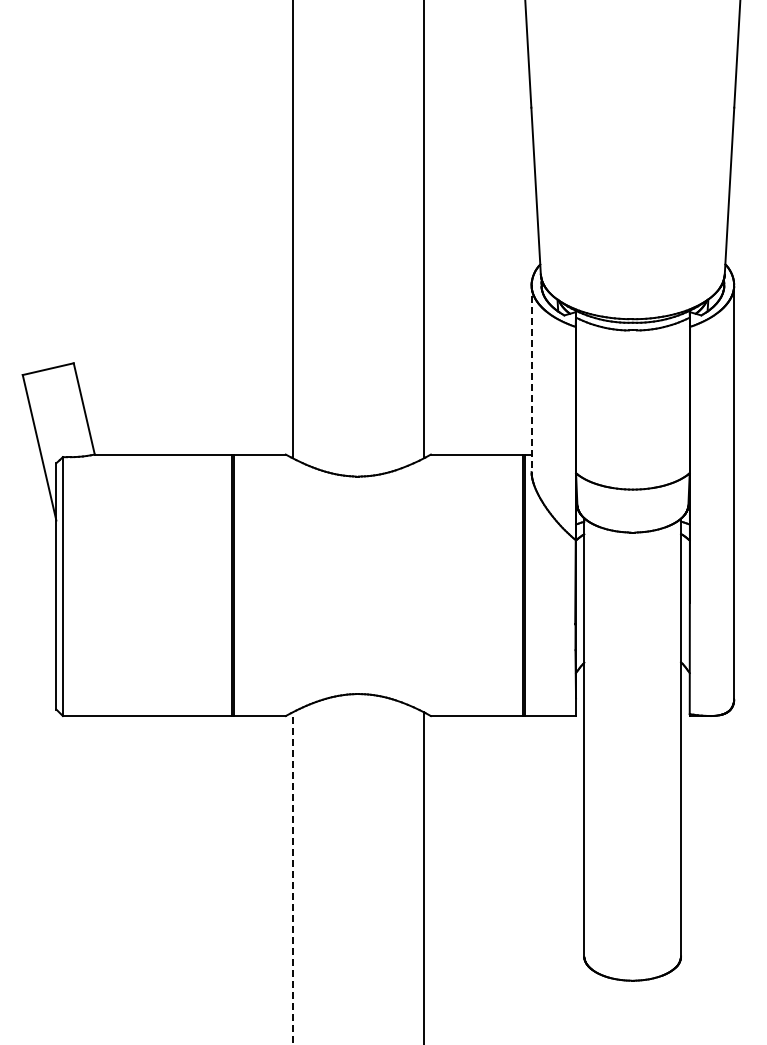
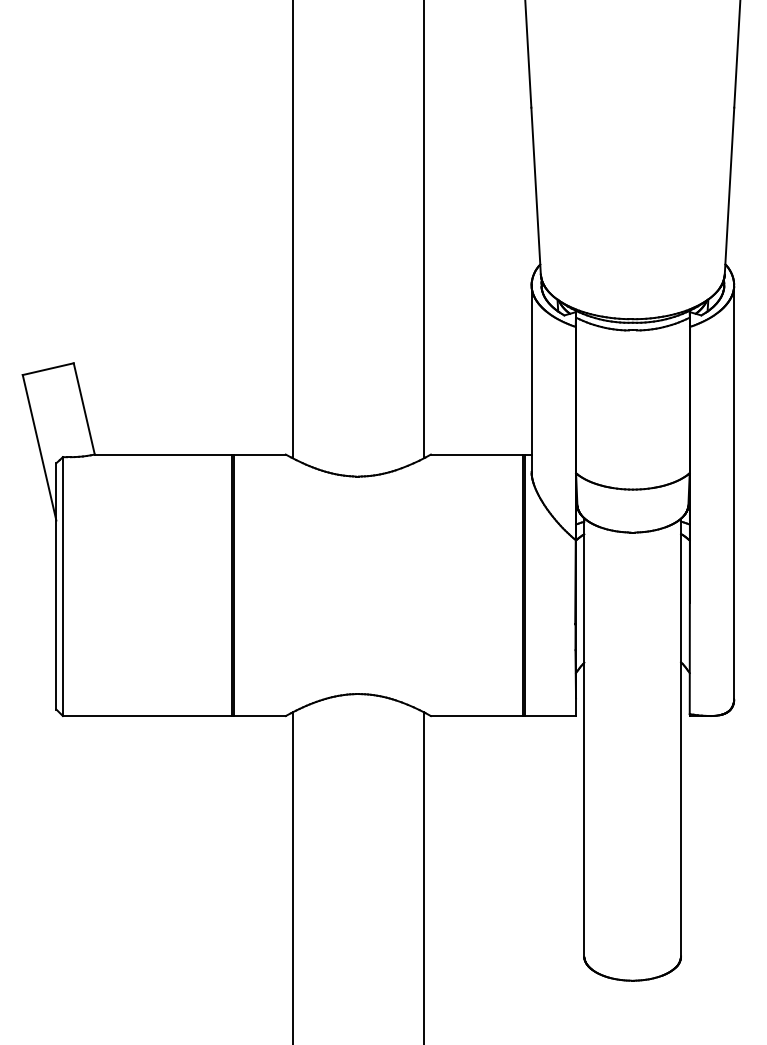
line: dashed -> solid (531, 379)
line: dashed -> solid (292, 878)
